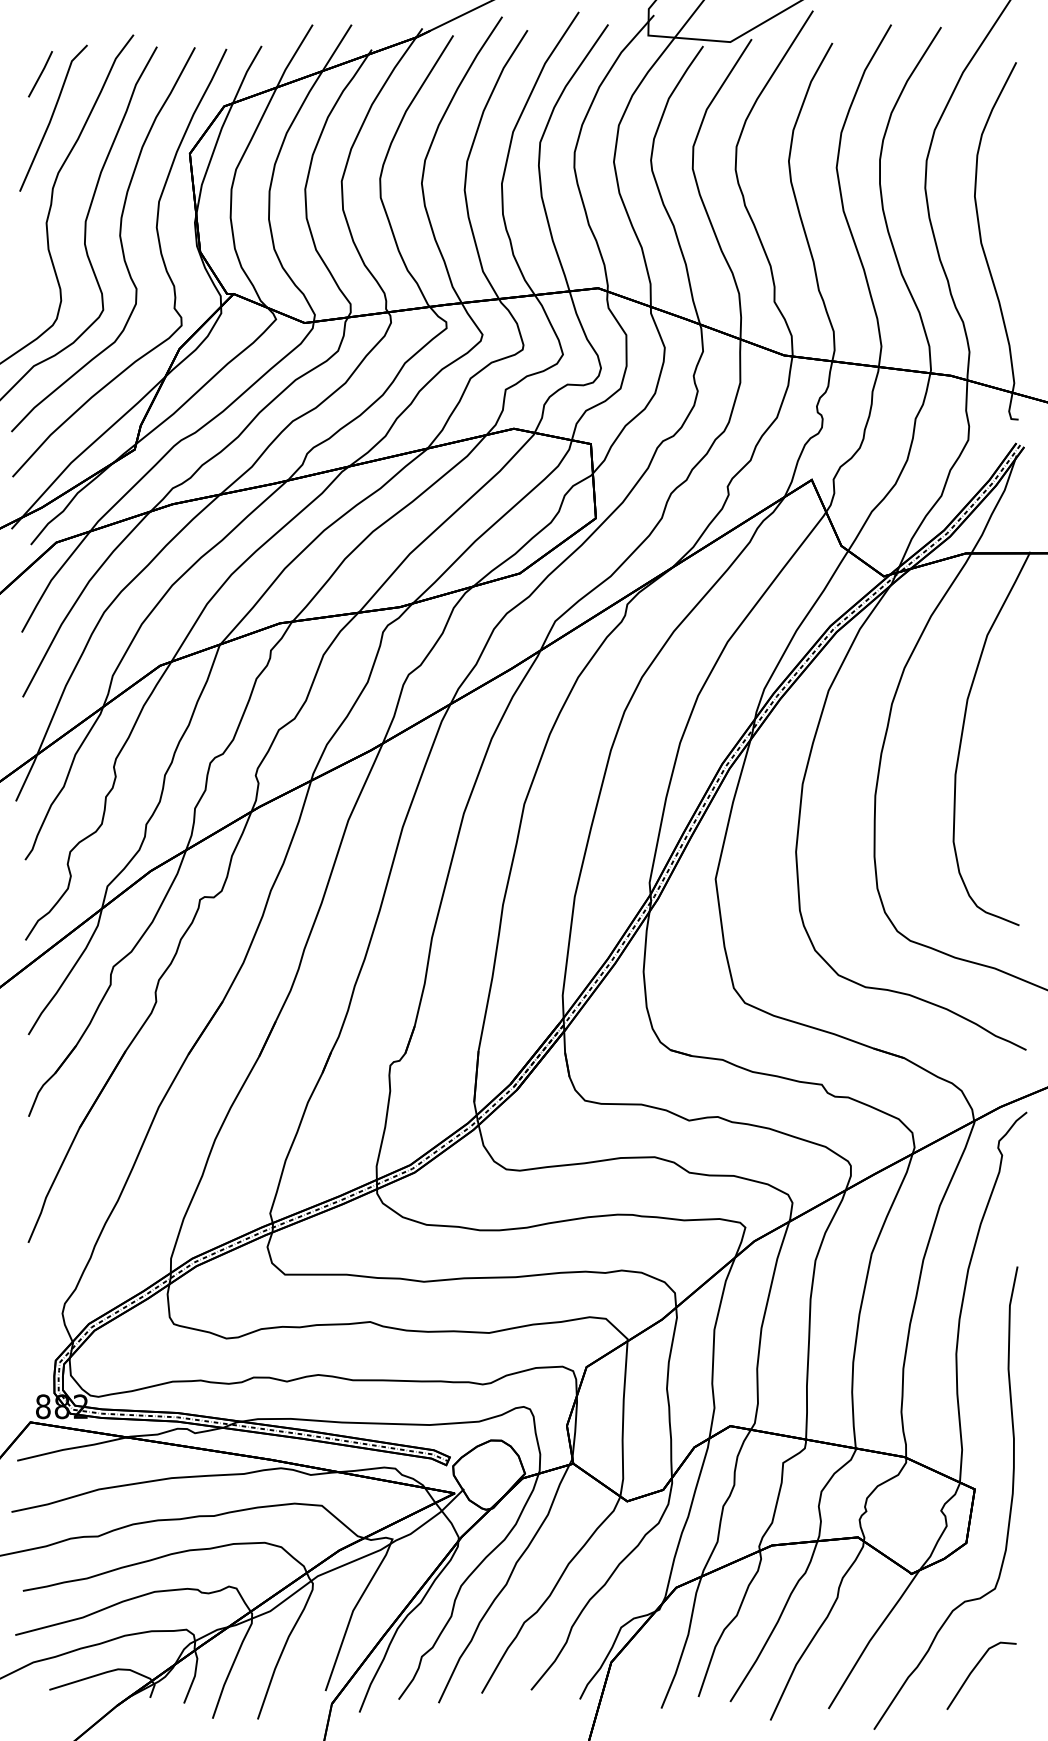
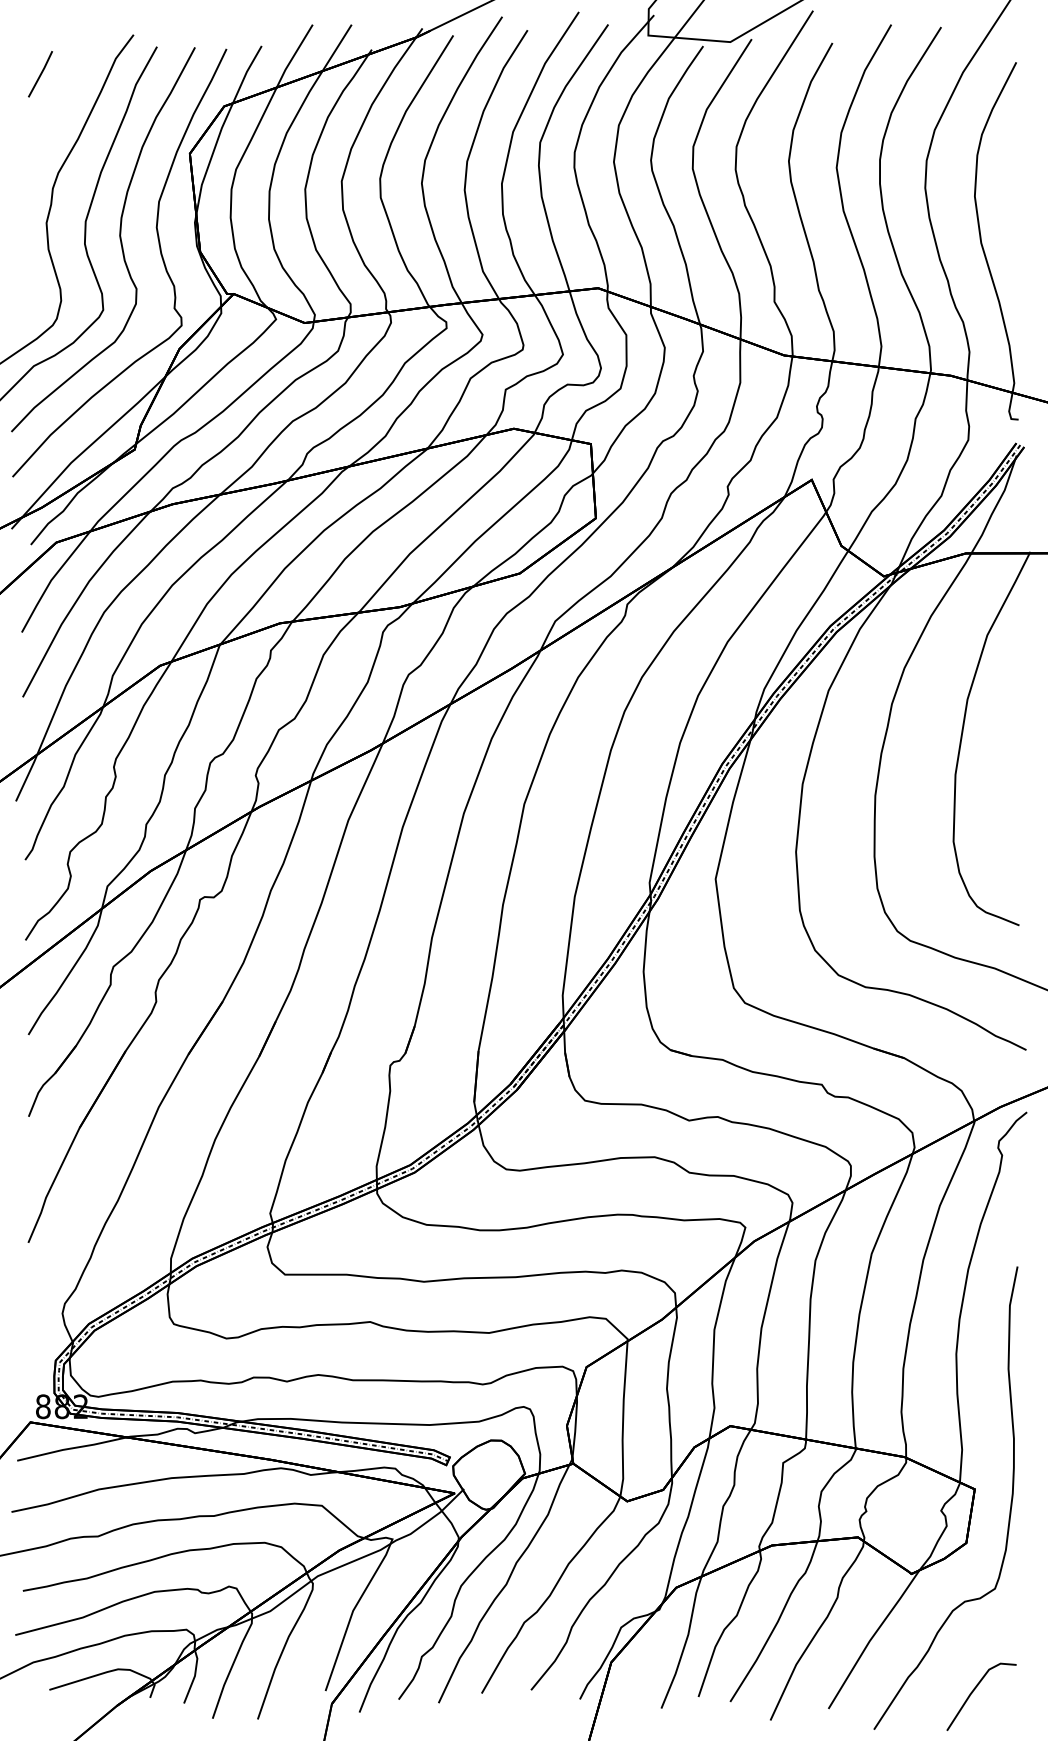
line: present -> none (52, 117)
line position: (973, 1671) -> (973, 1692) (973, 1692)
